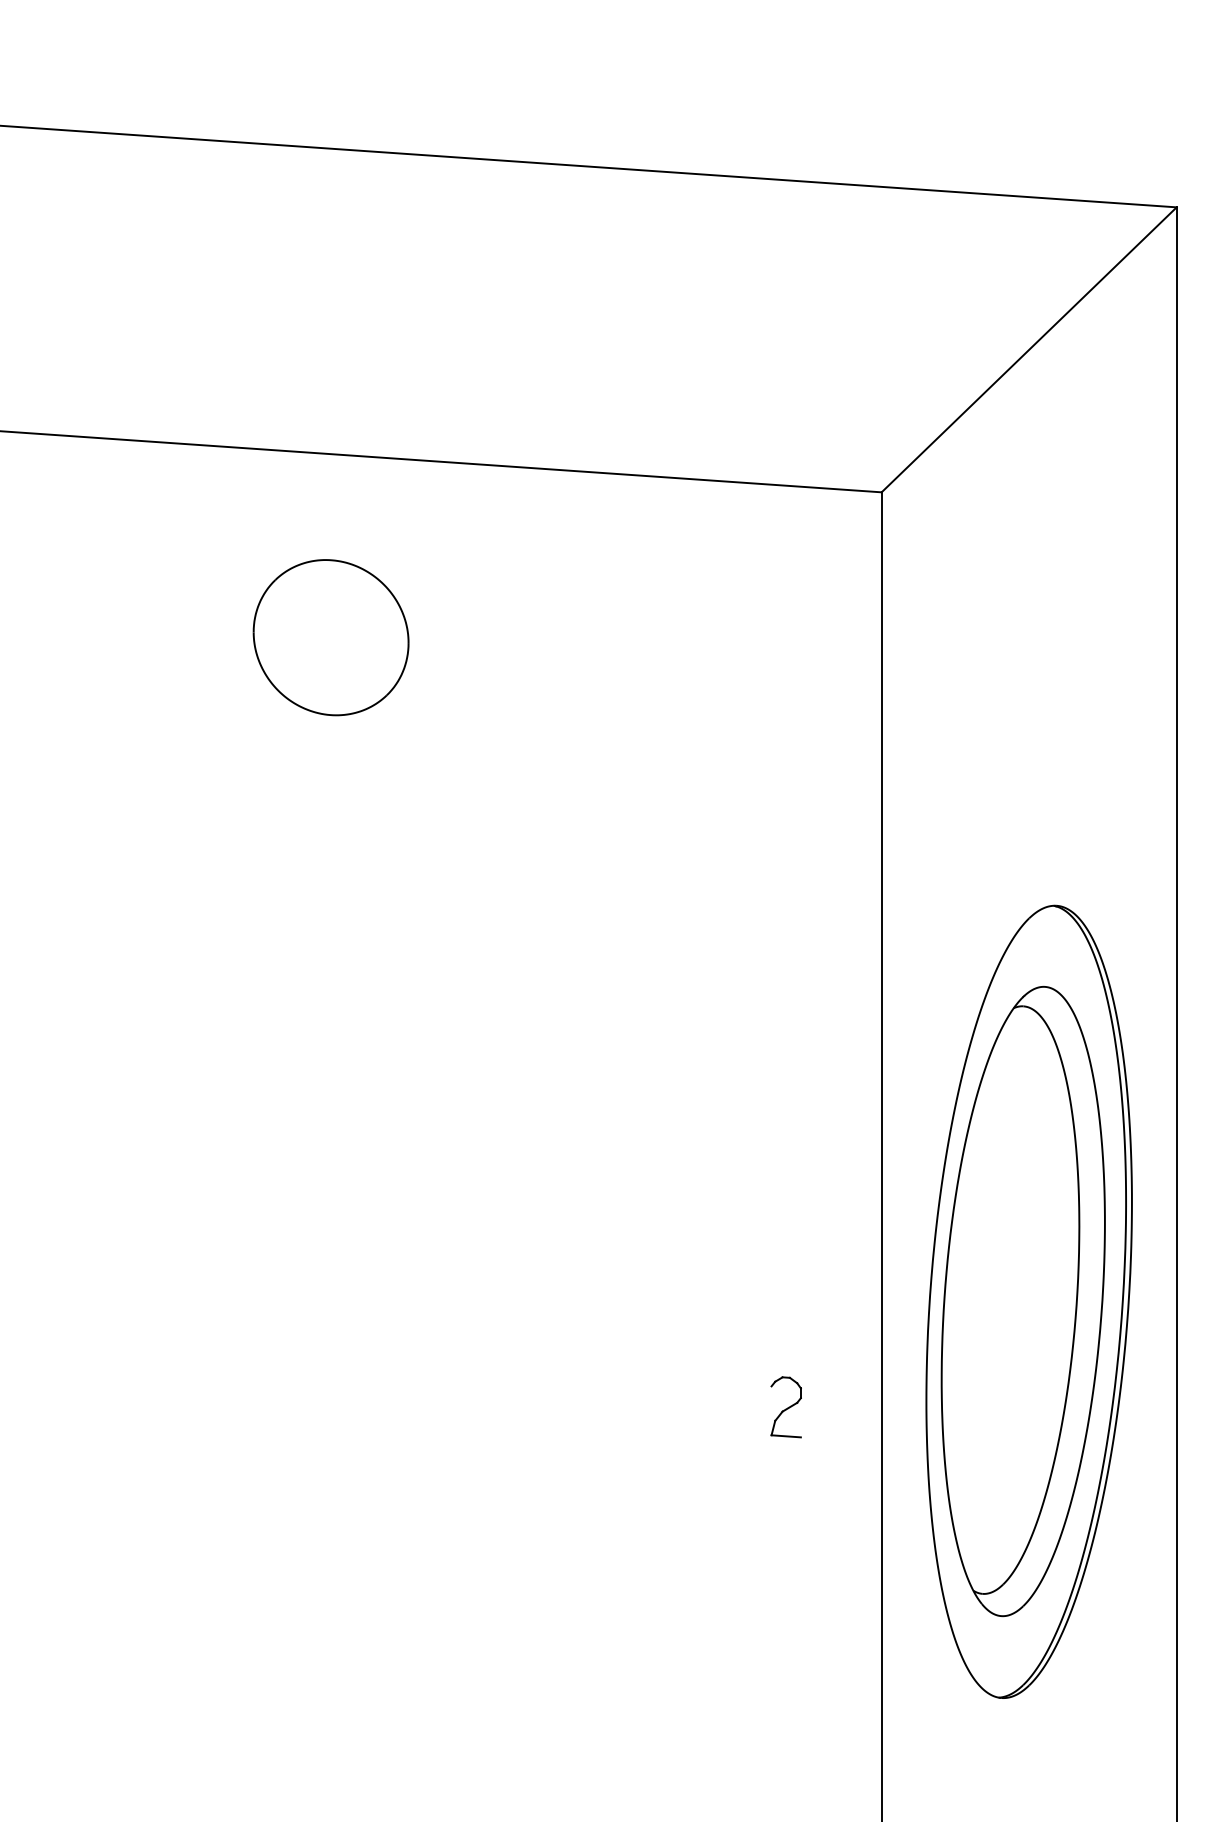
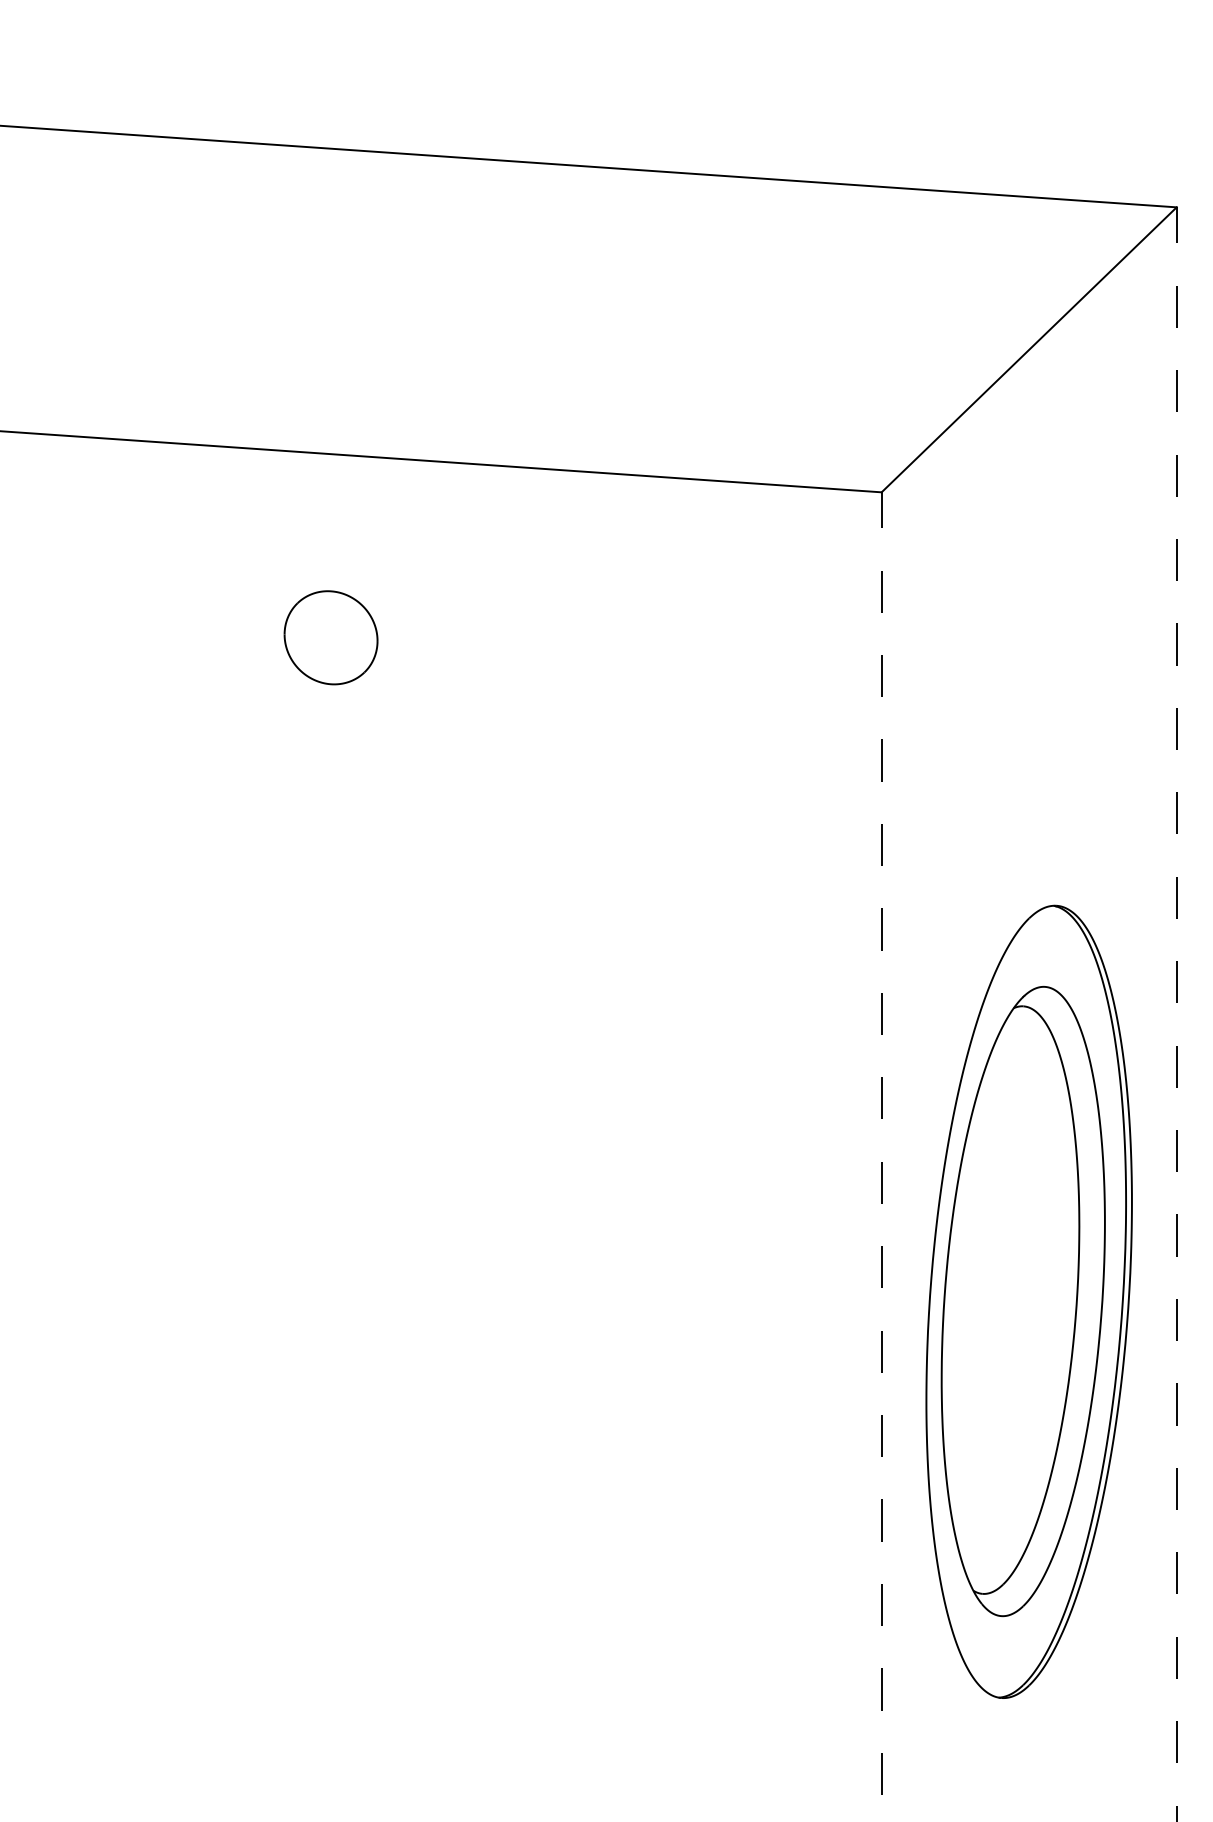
part size: 158x158 px -> 96x96 px (330, 637)
line: solid -> dashed (1176, 1014)
line: solid -> dashed (881, 1157)
part: present -> none (785, 1407)
